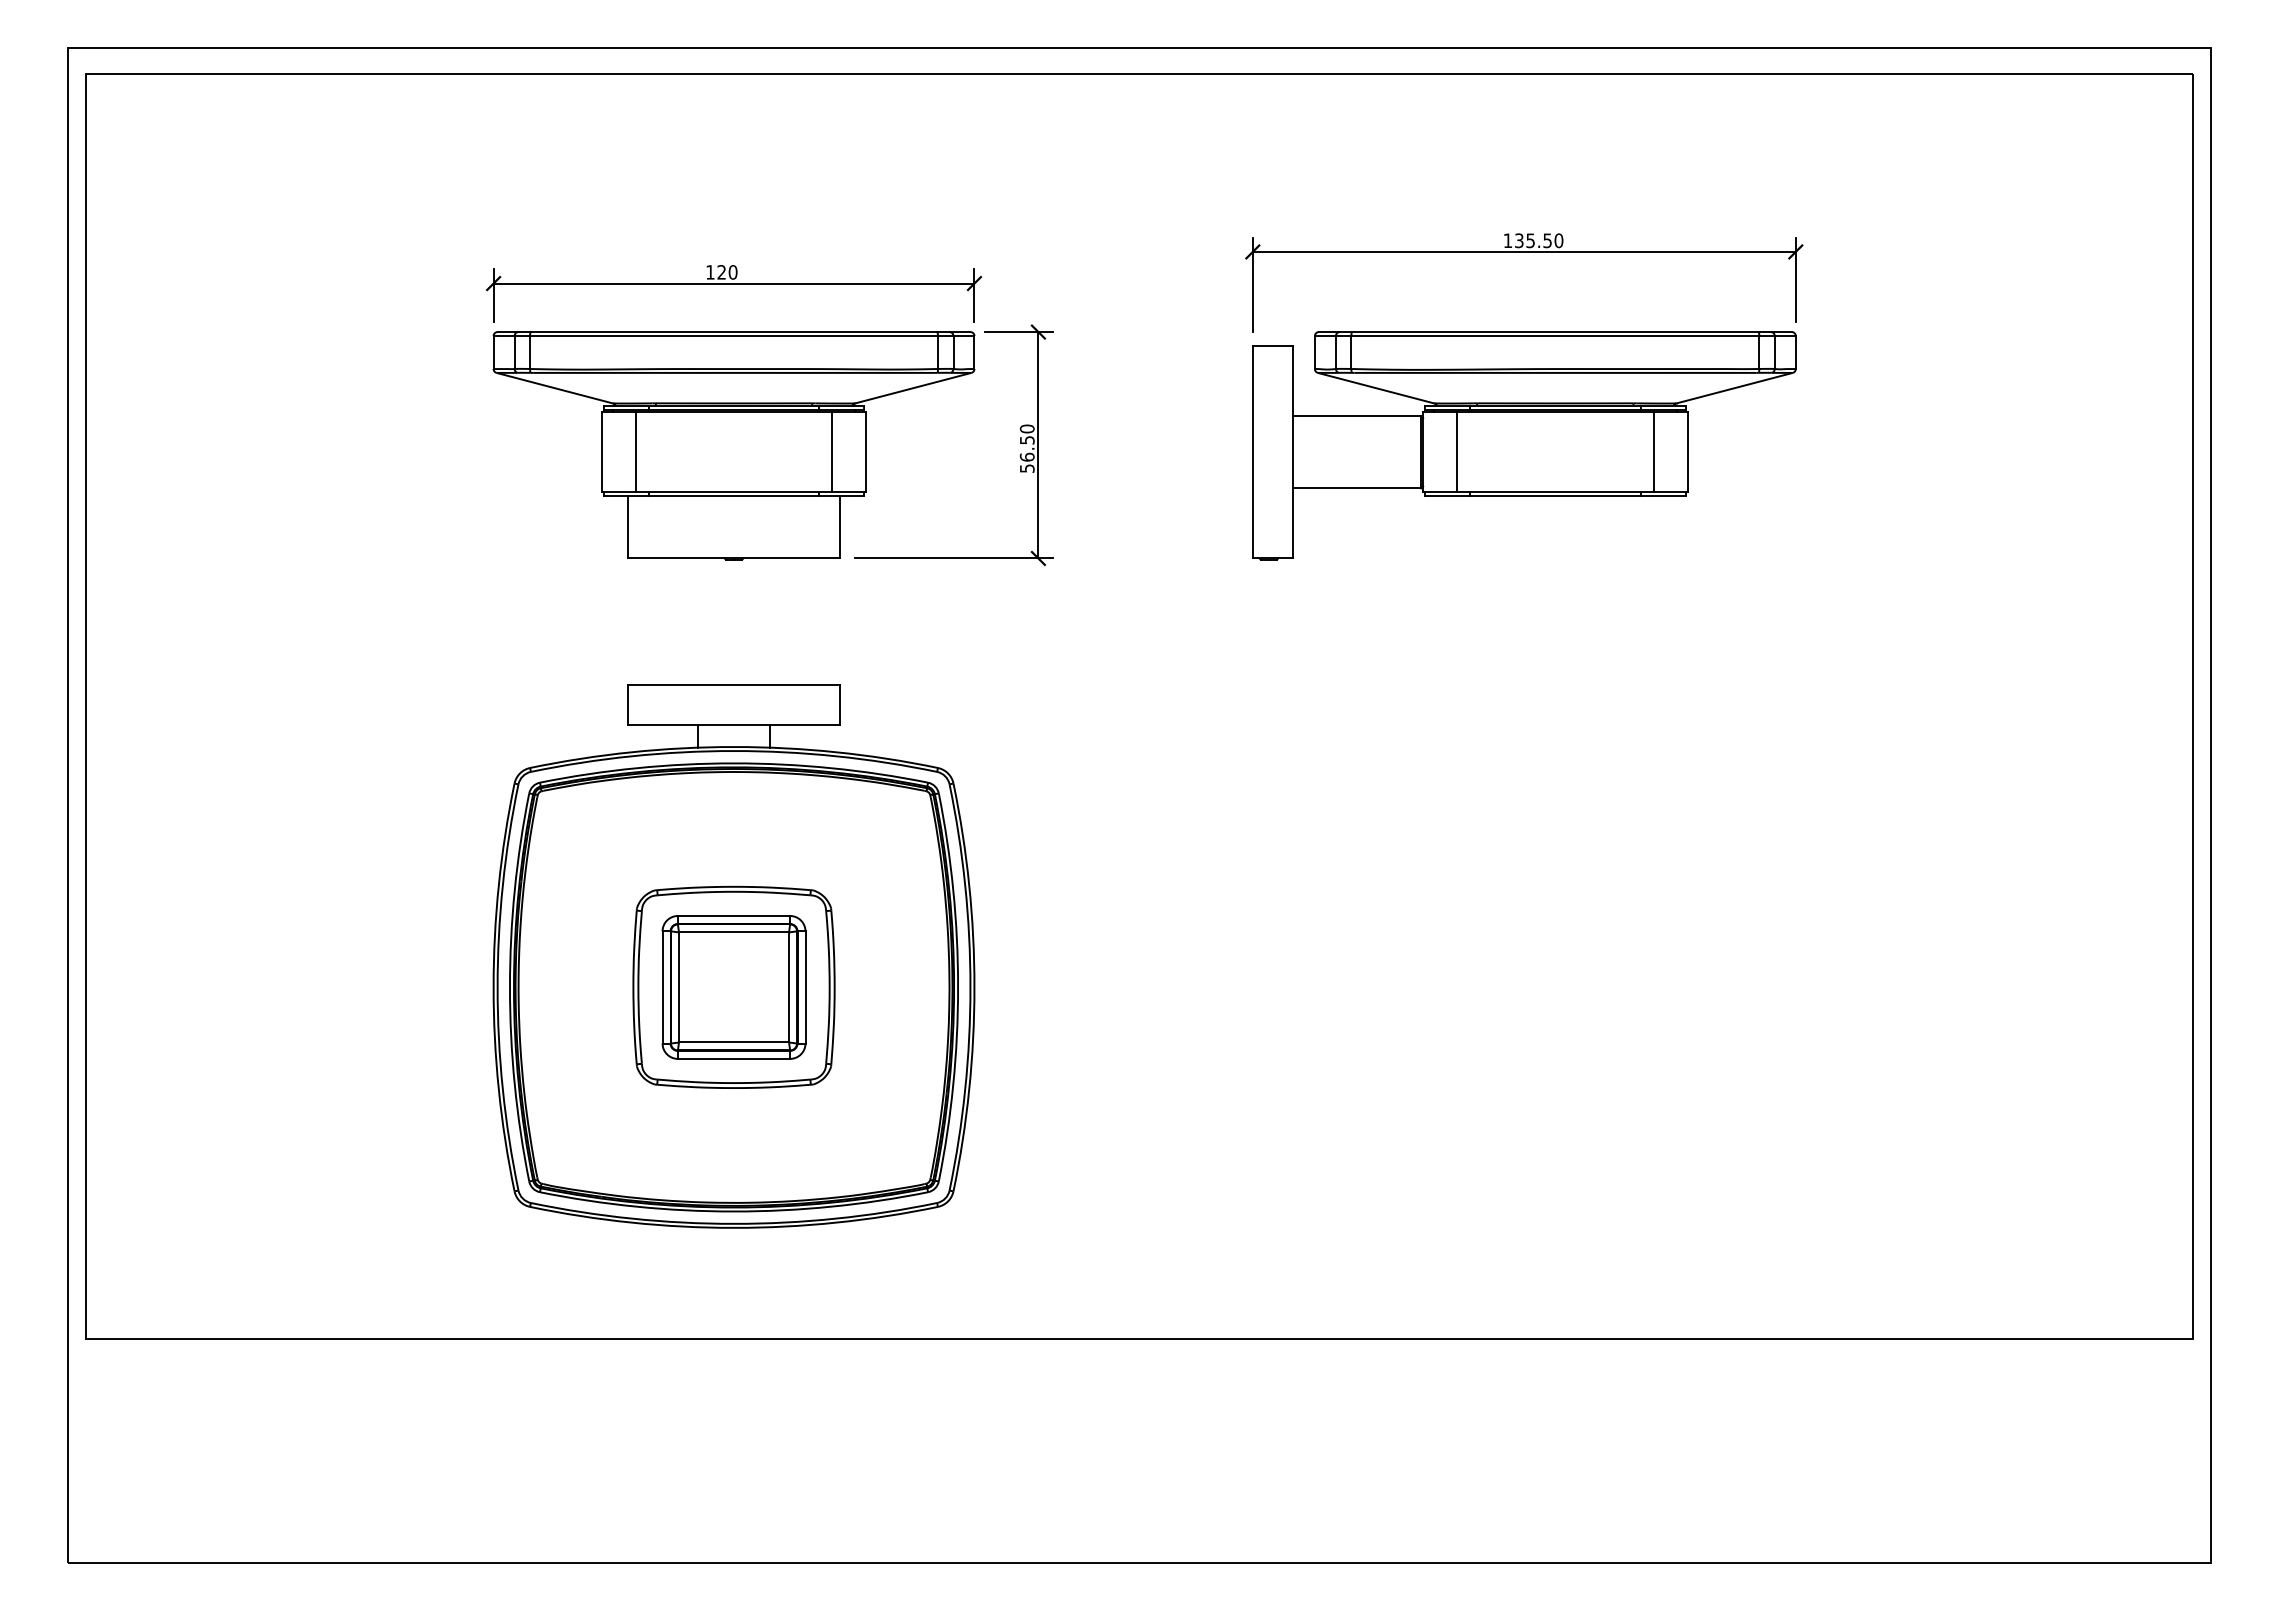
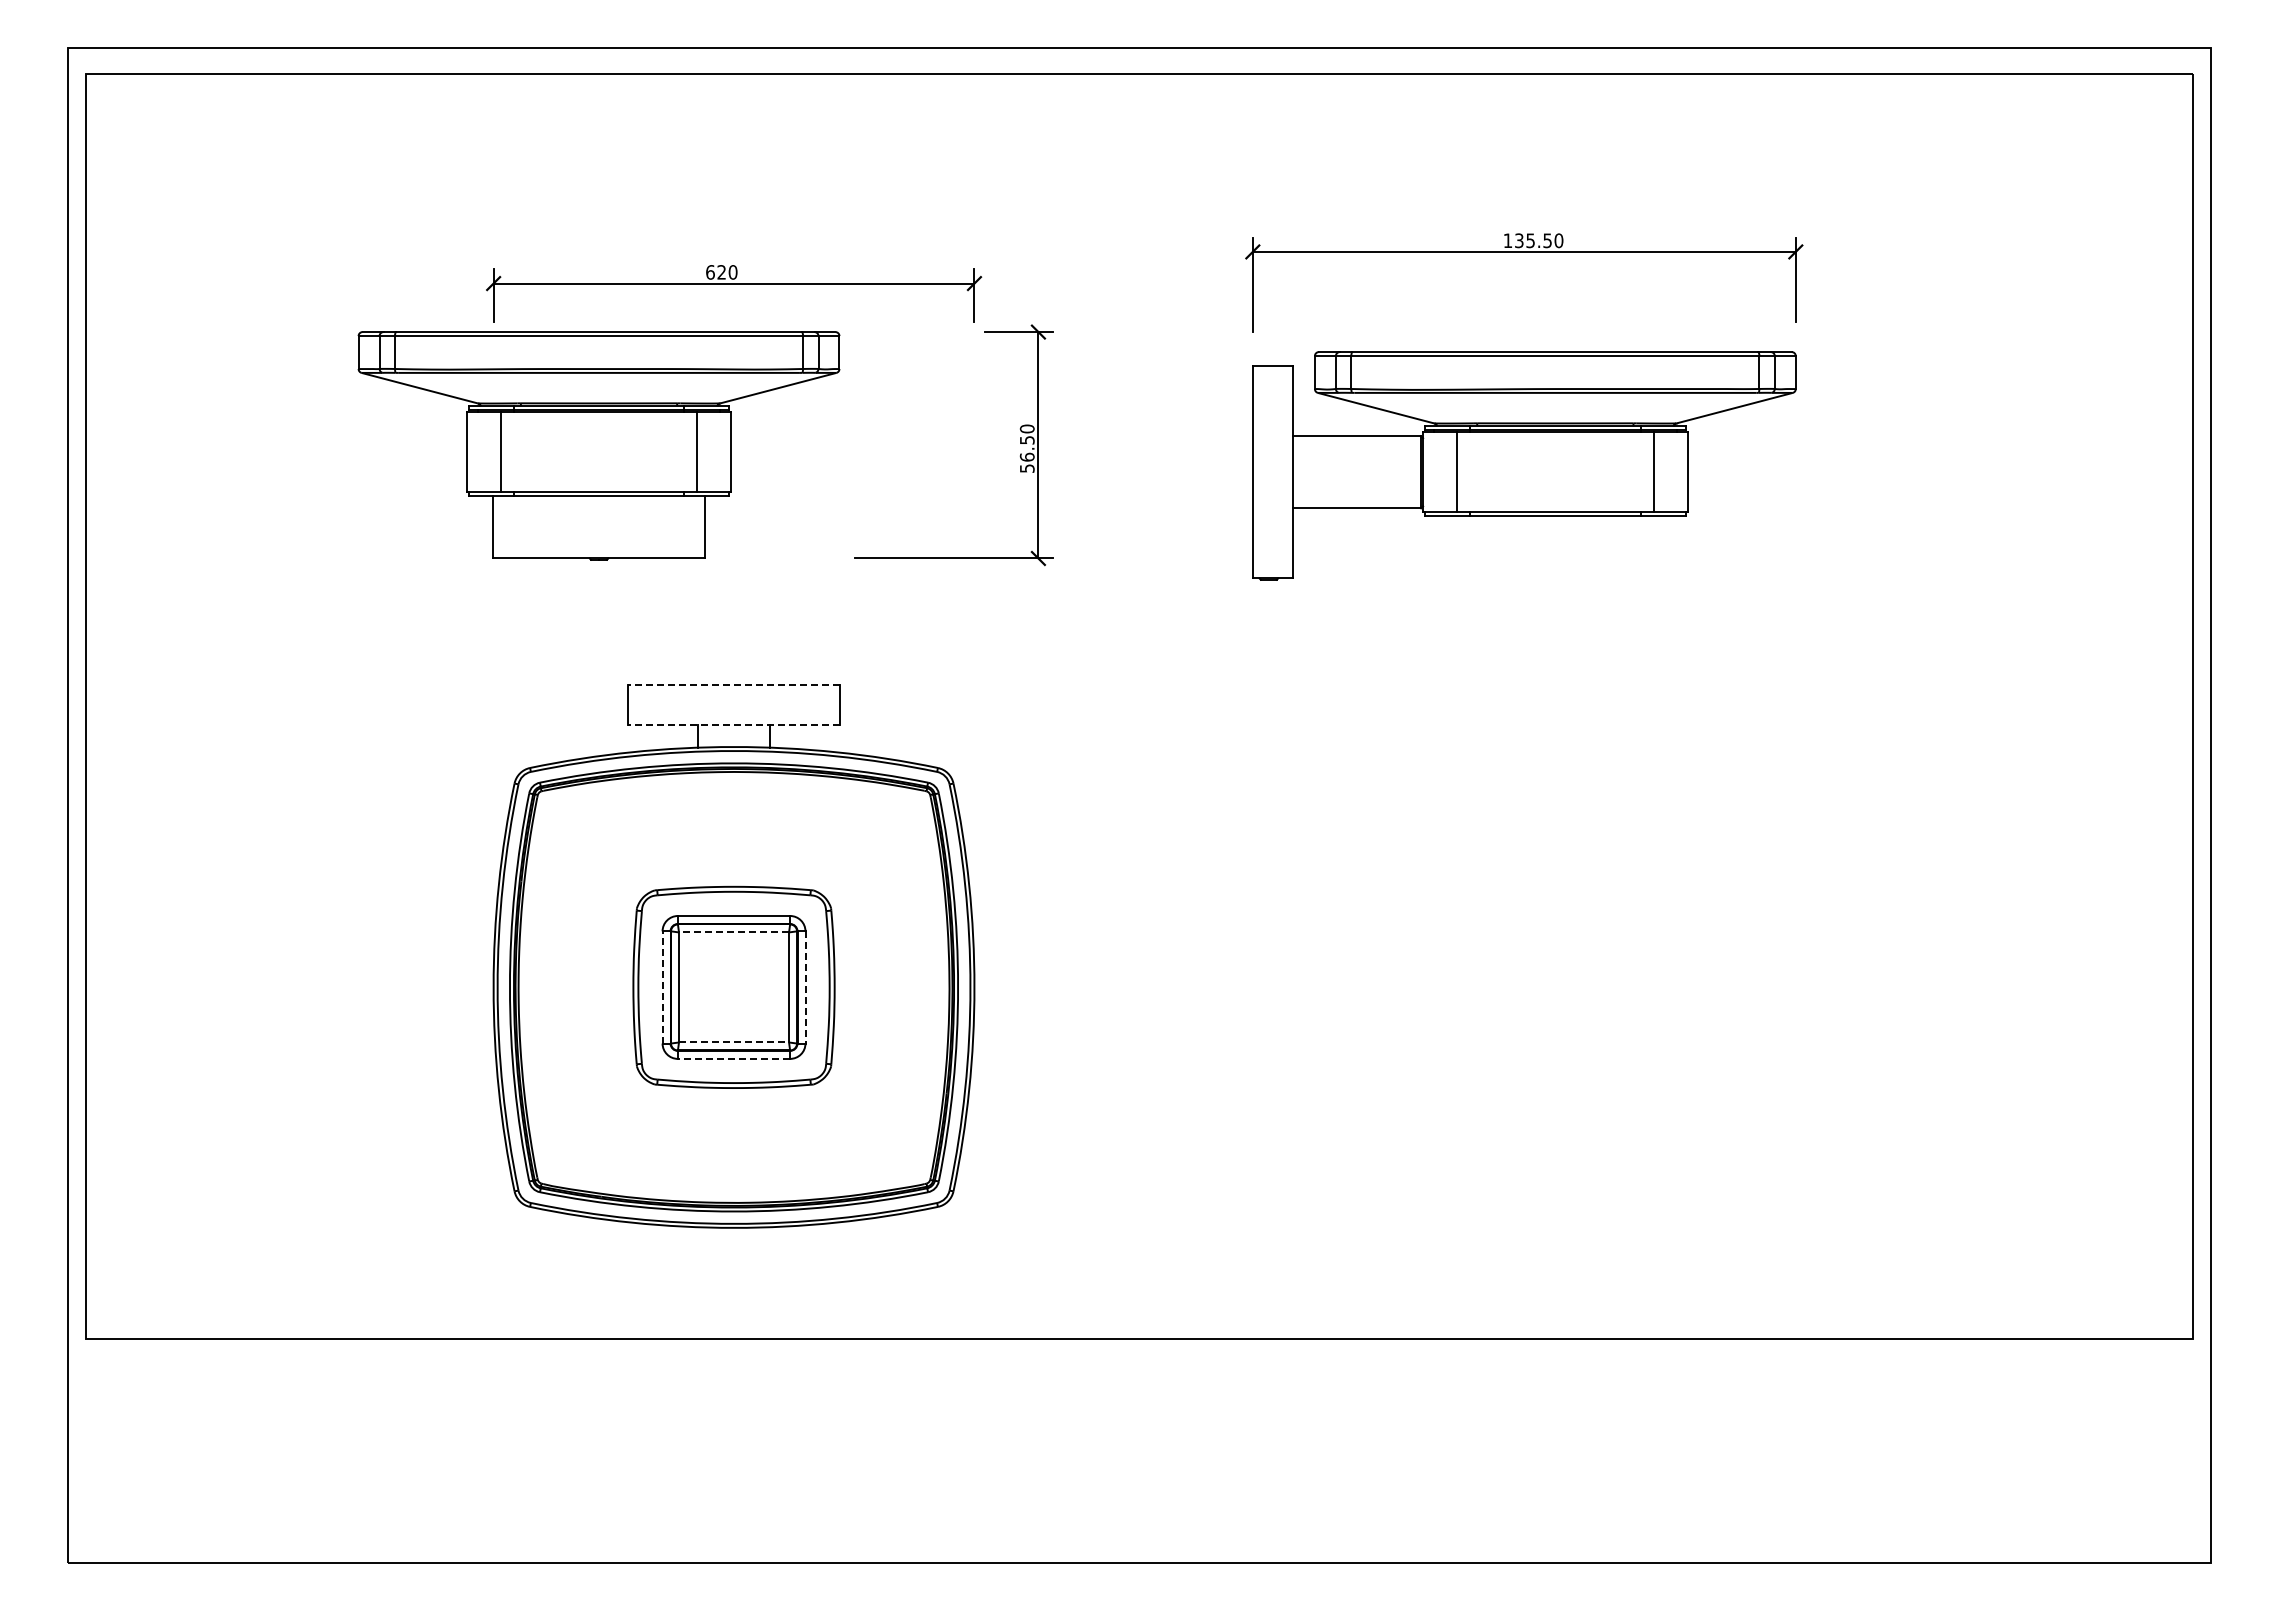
text: 120 -> 620 (710, 272)
part position: (733, 445) -> (598, 445) (598, 445)
part position: (1524, 445) -> (1524, 465) (1524, 465)
line: solid -> dashed (733, 684)
line: solid -> dashed (733, 724)
line: solid -> dashed (733, 932)
line: solid -> dashed (662, 986)
line: solid -> dashed (805, 987)
line: solid -> dashed (734, 1042)
line: solid -> dashed (733, 1058)
